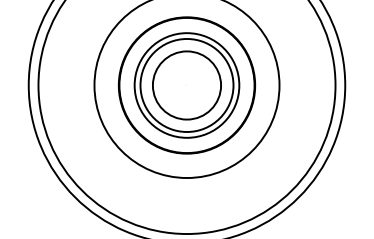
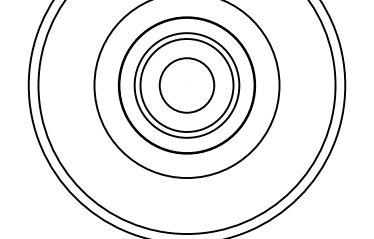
circle diameter: 68 px -> 55 px (186, 85)
